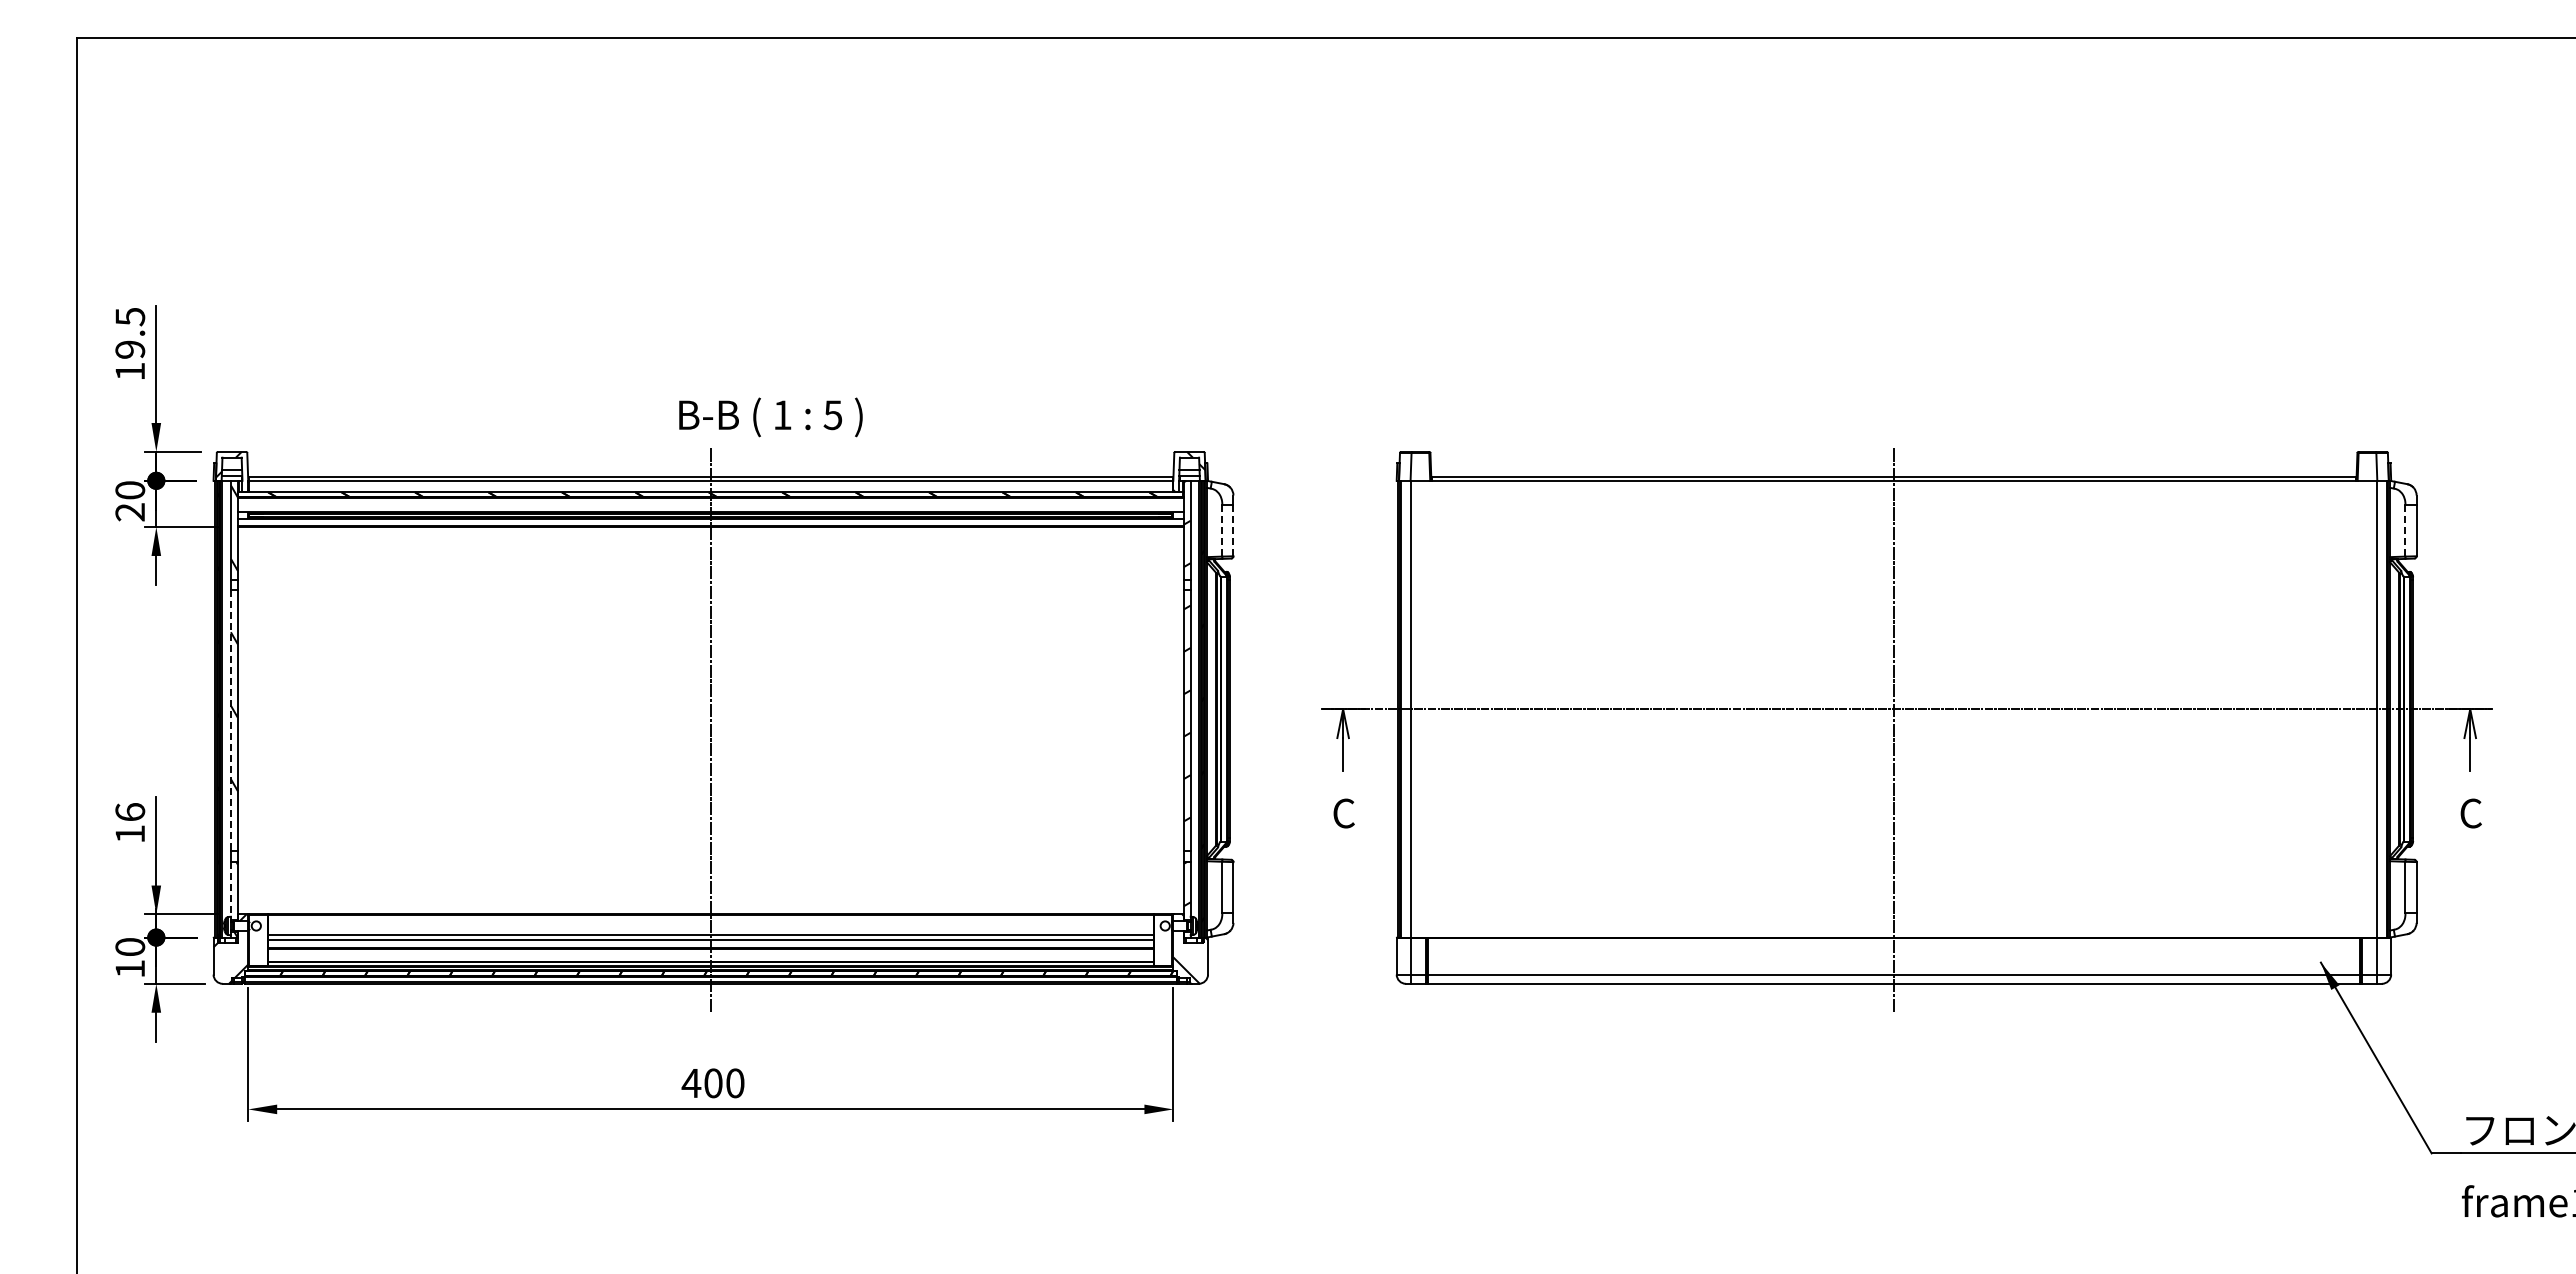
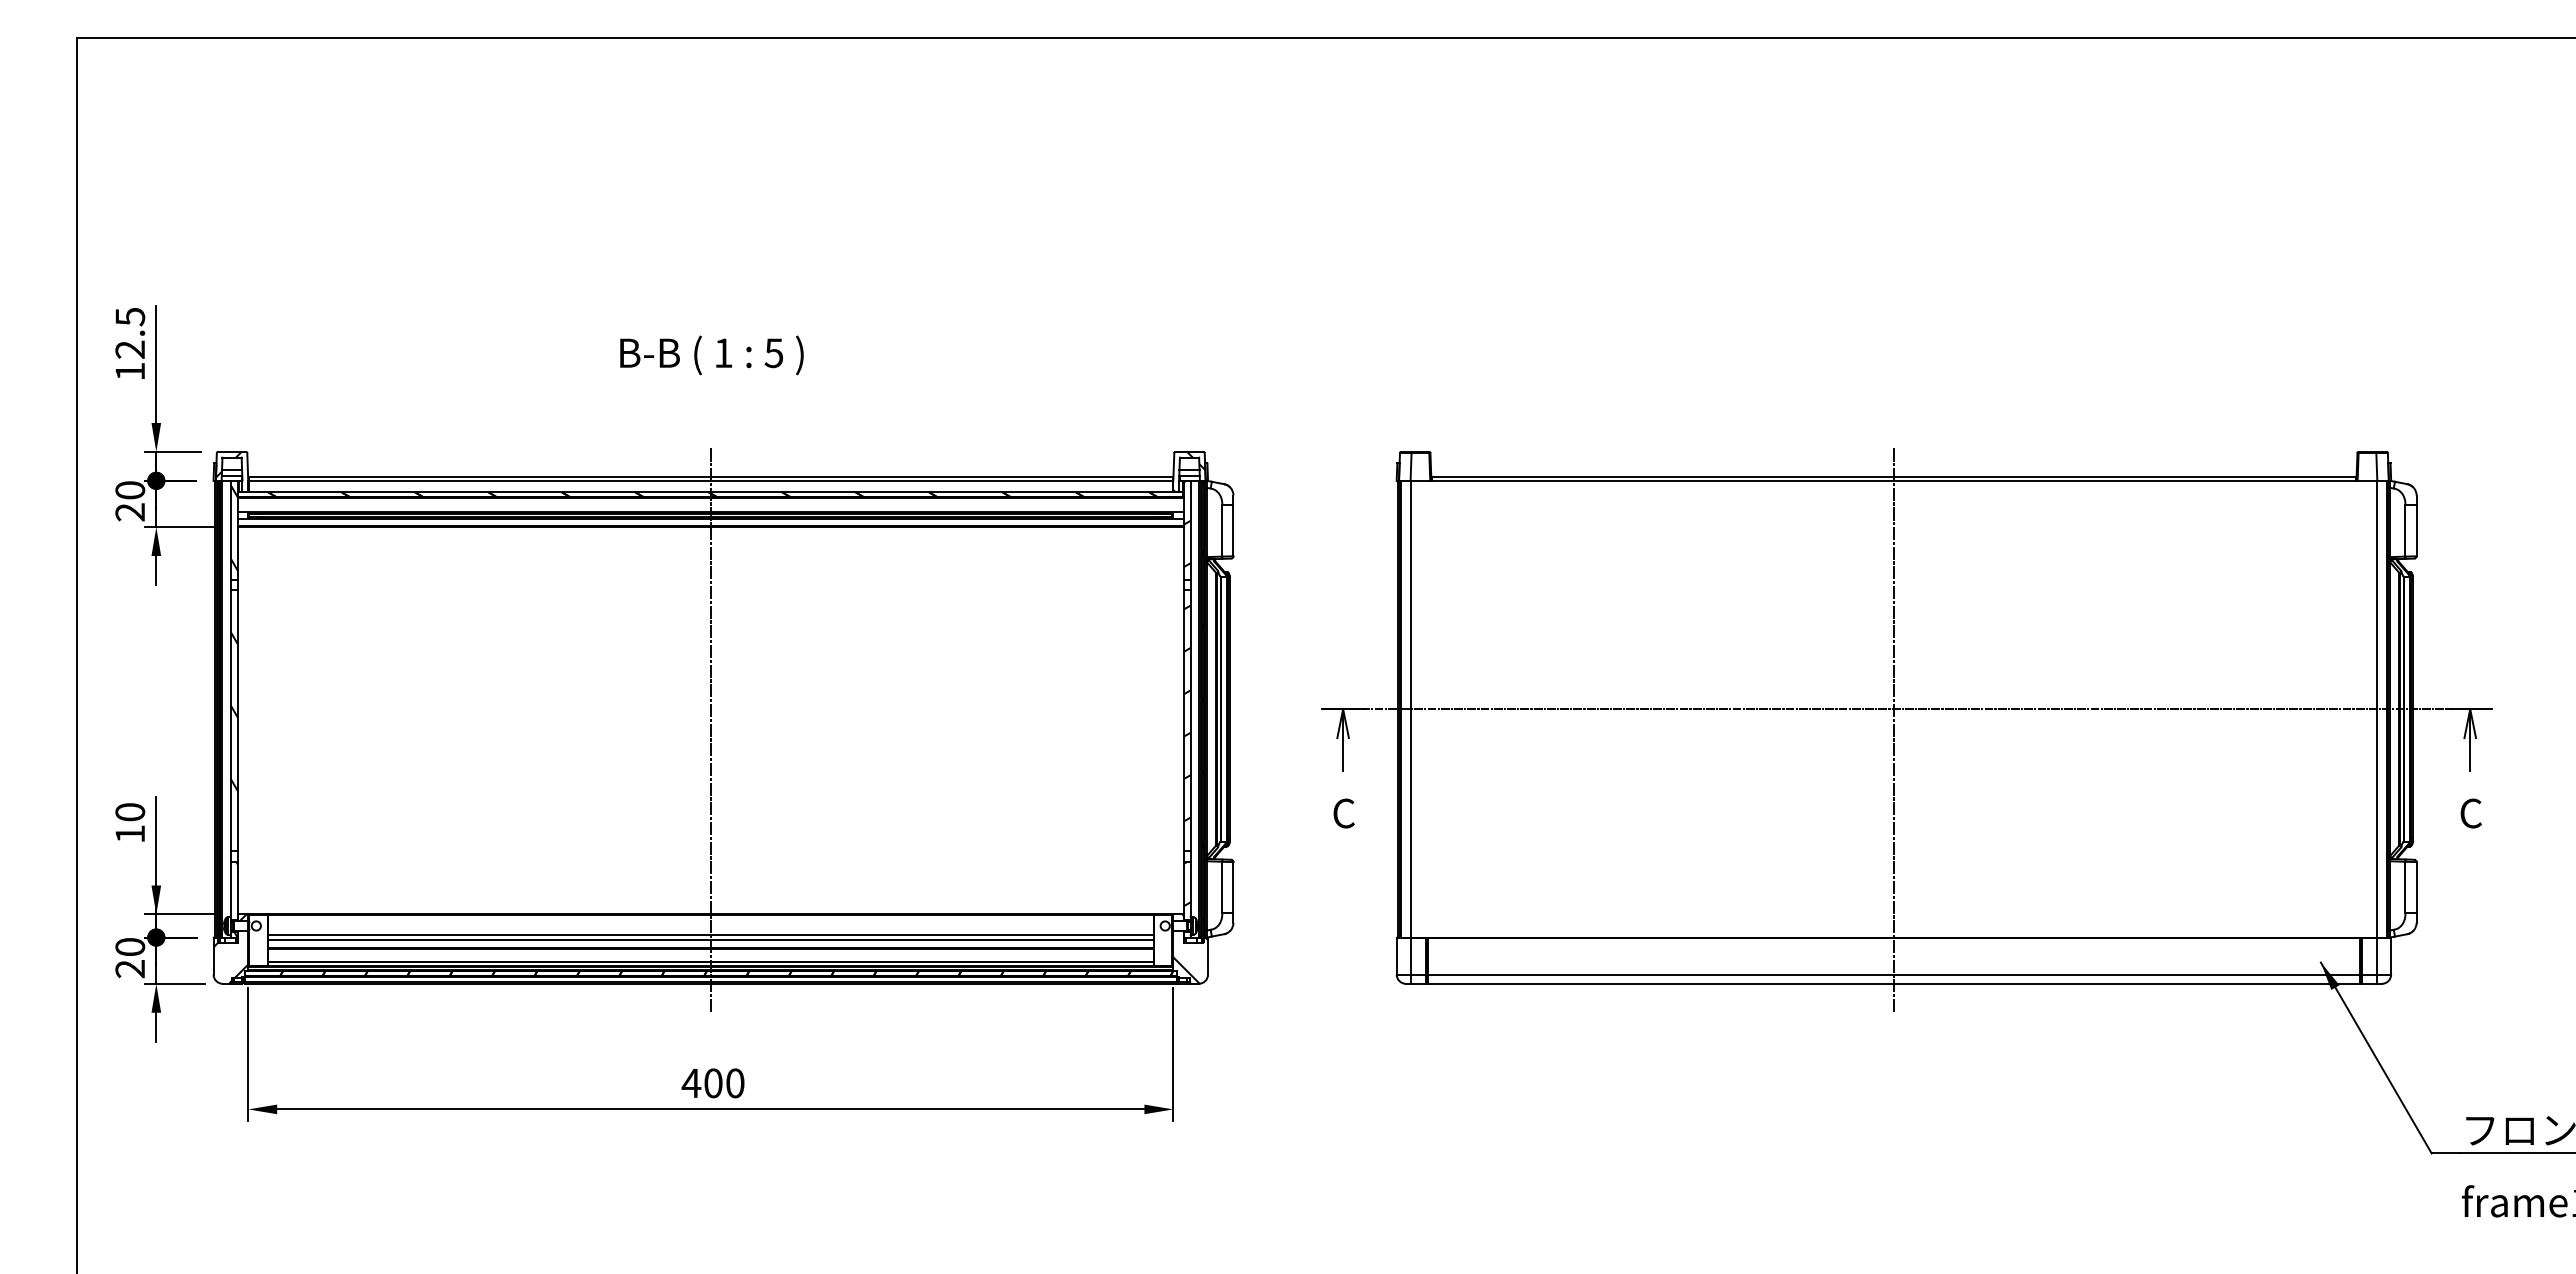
text: 19.5 -> 12.5 (130, 349)
text position: (770, 417) -> (711, 355) (711, 355)
line: dashed -> solid (1222, 530)
line: dashed -> solid (1233, 530)
line: dashed -> solid (2405, 530)
line: dashed -> solid (230, 720)
text: 16 -> 10 (130, 812)
line: dashed -> solid (230, 889)
text: 10 -> 20 (129, 969)
